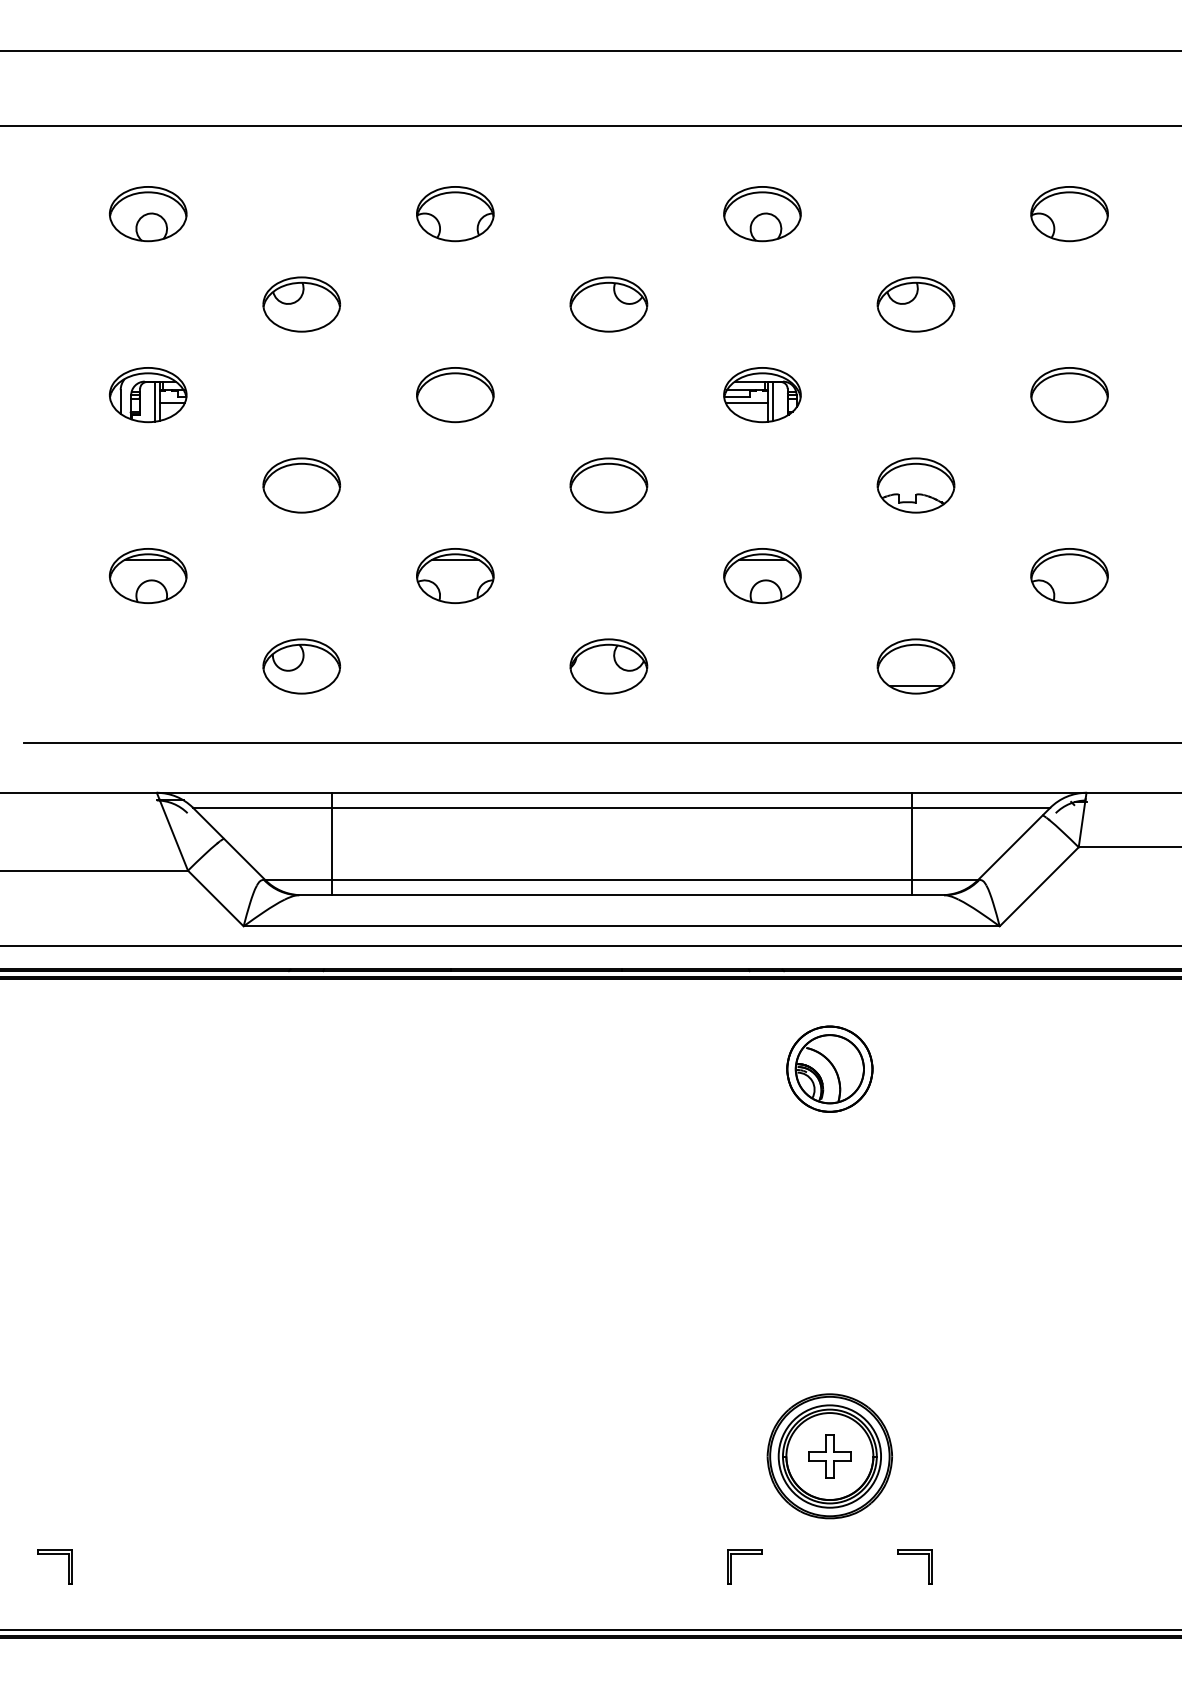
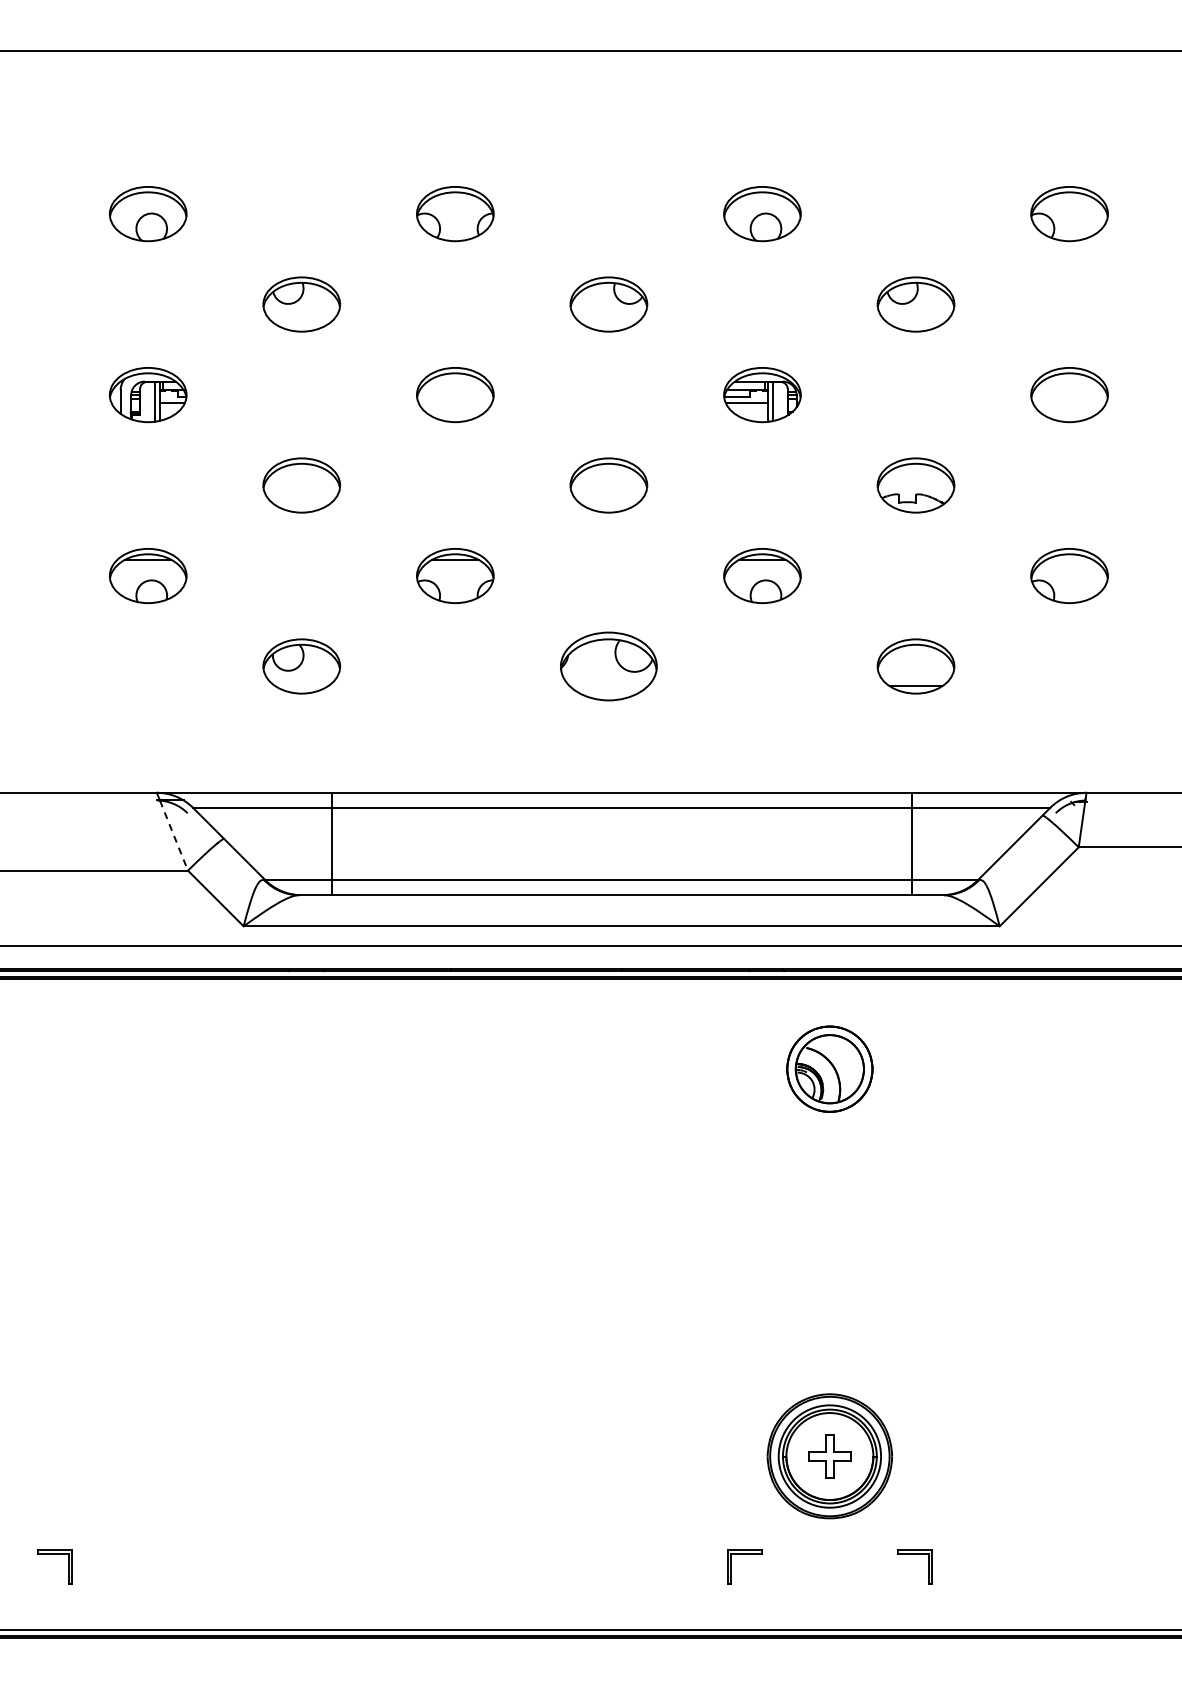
line: present -> none (590, 125)
part size: 80x57 px -> 98x71 px (608, 666)
line: present -> none (601, 742)
line: solid -> dashed (173, 835)
